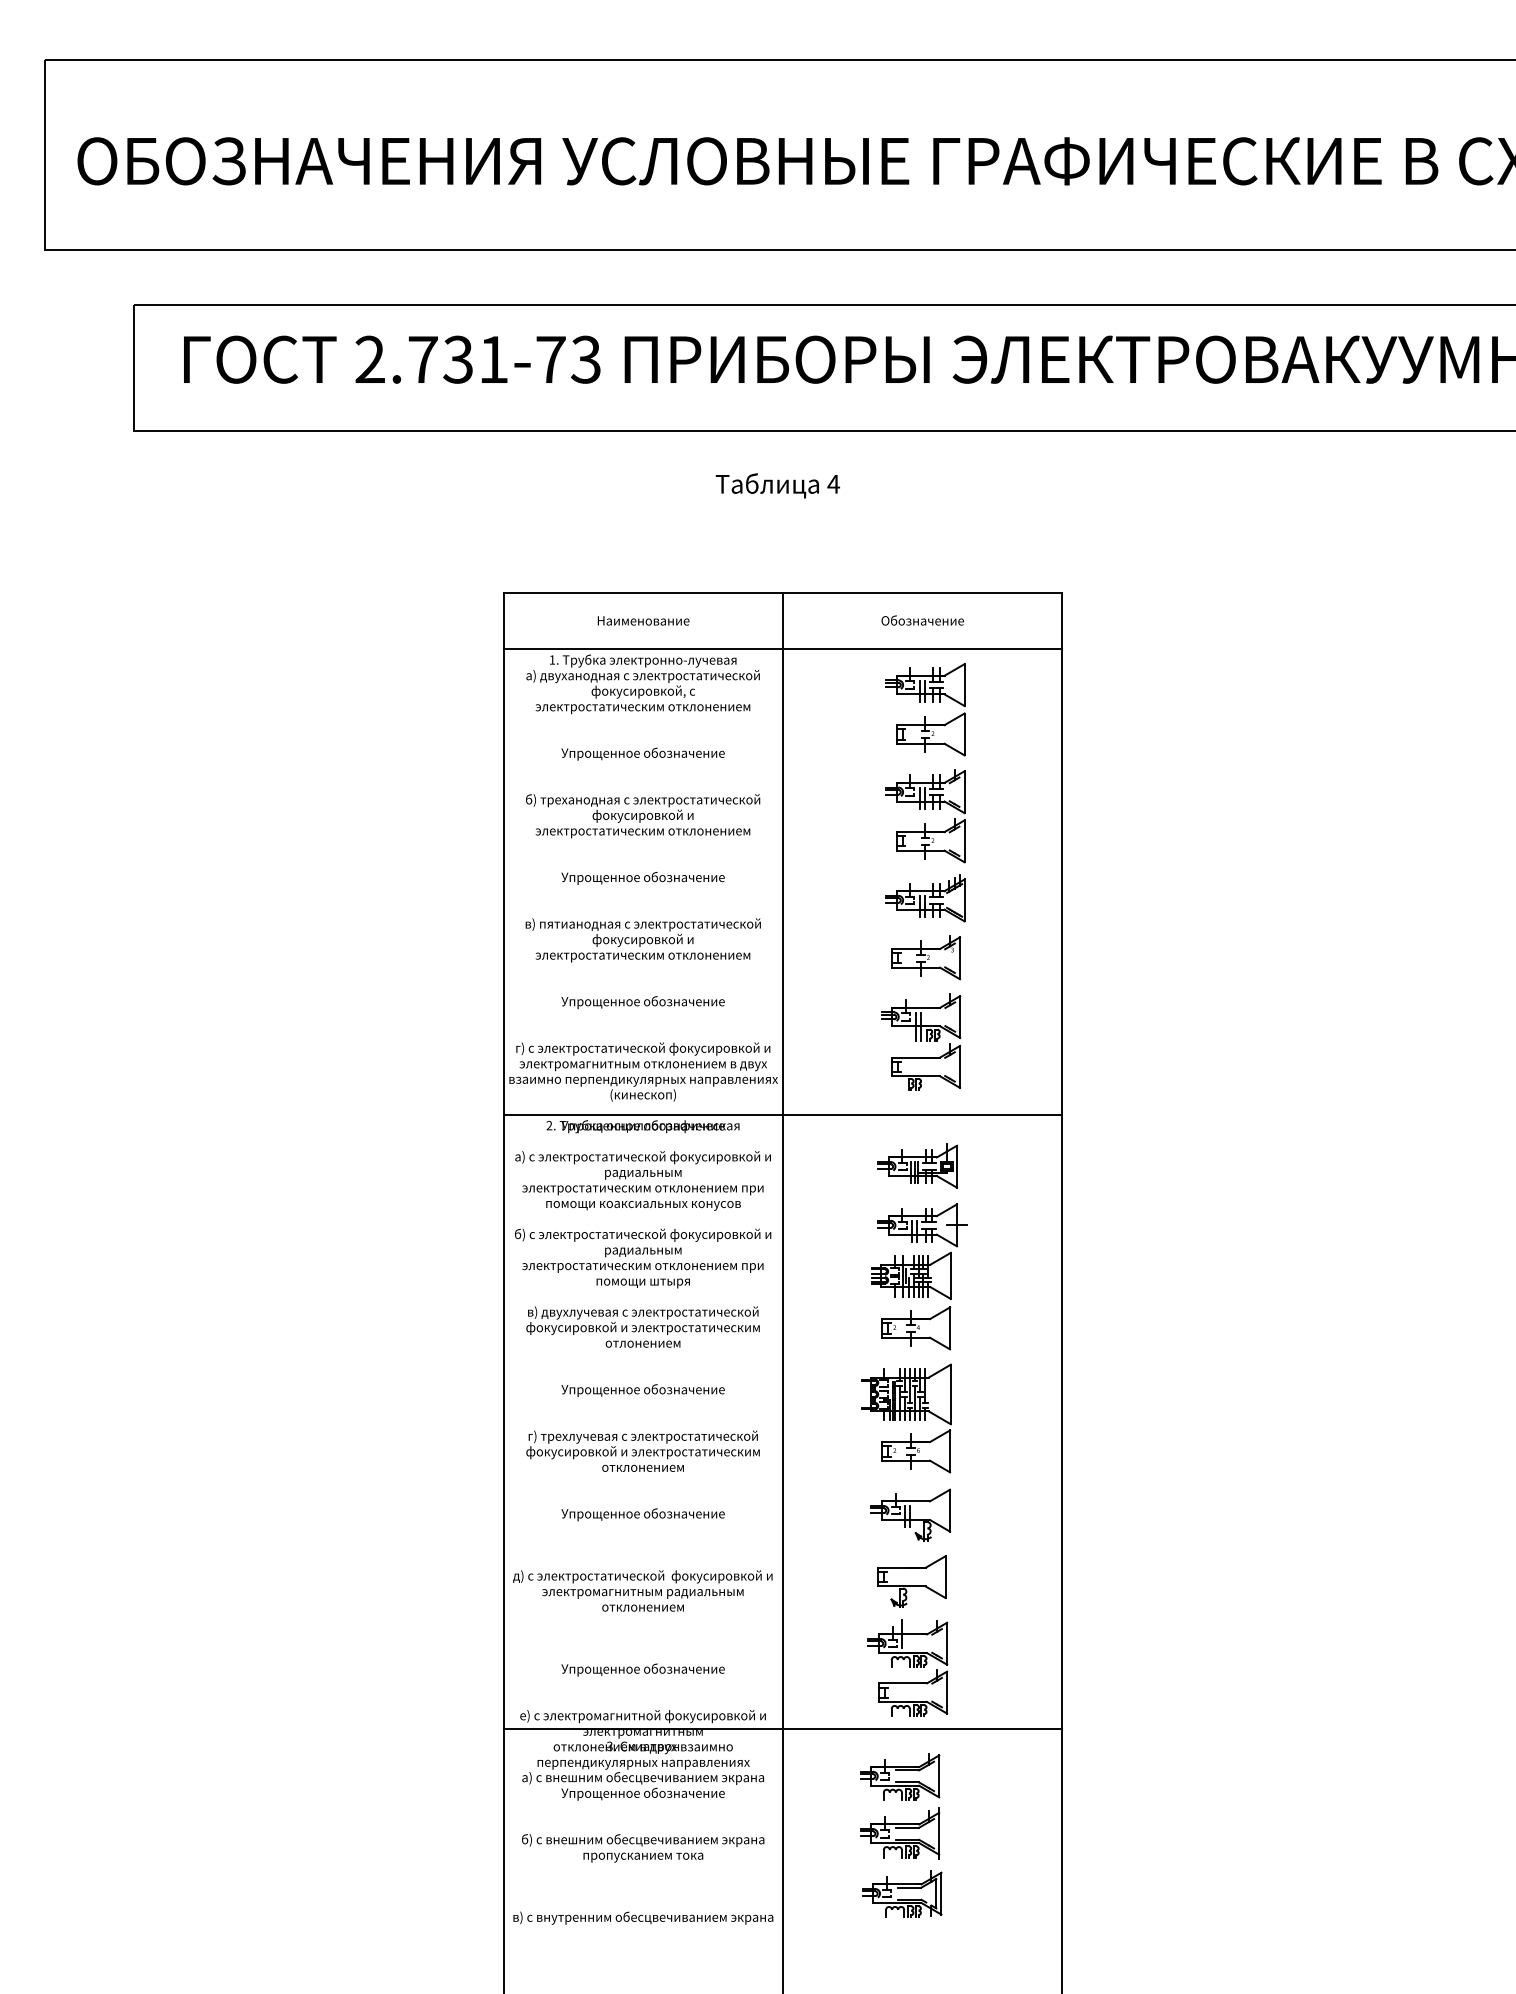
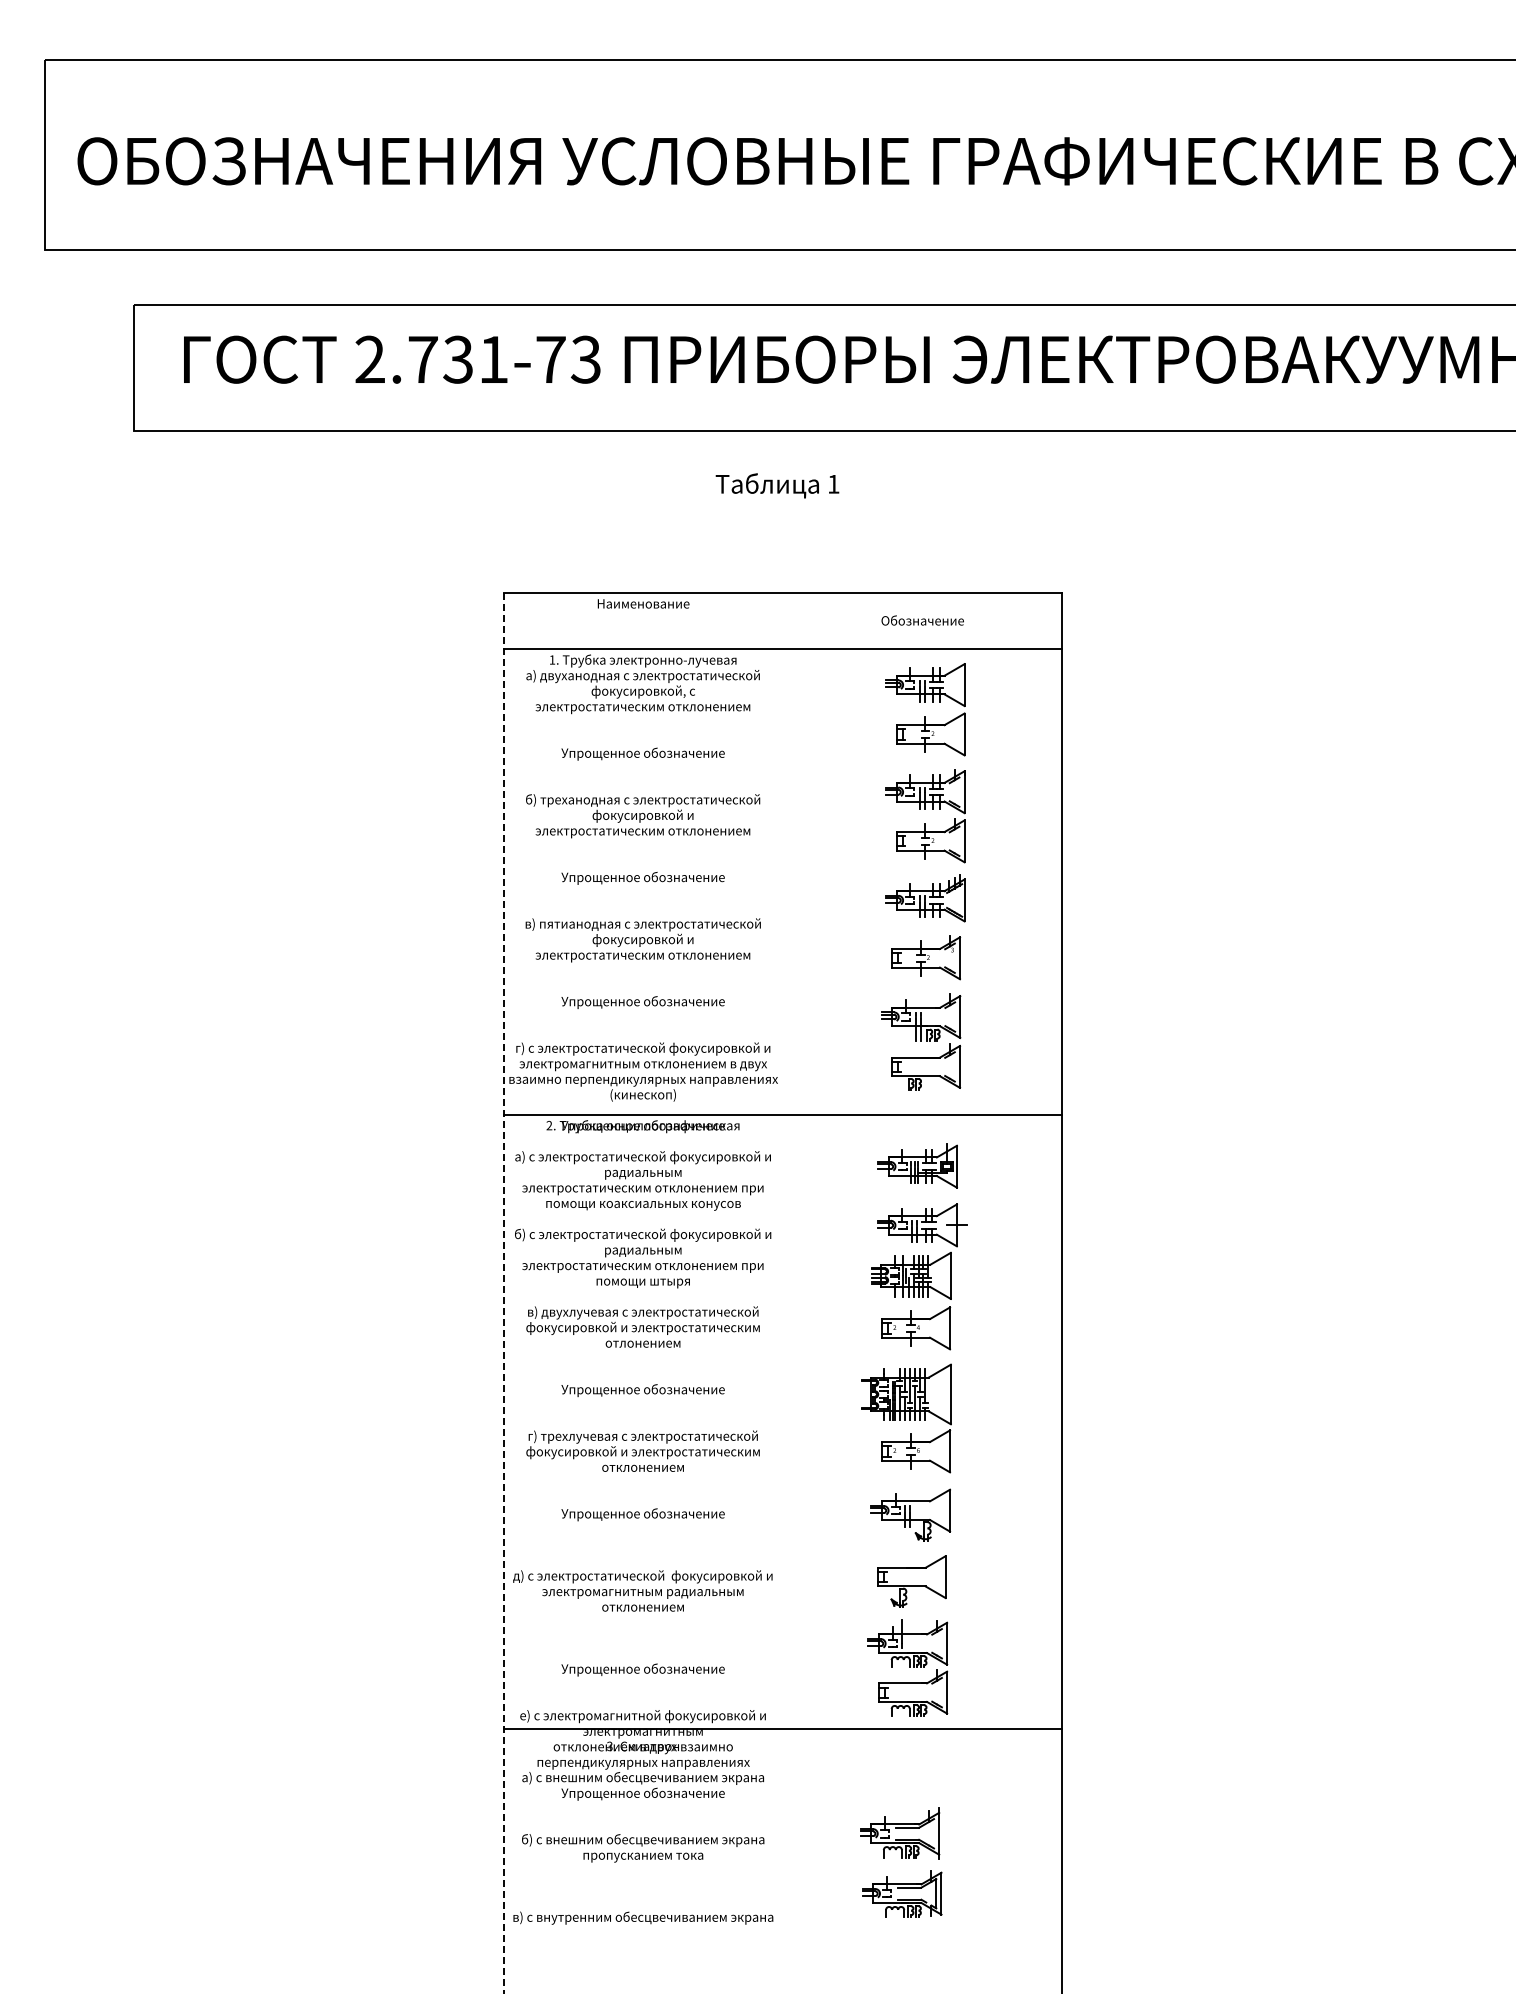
text: 4 -> 1 (833, 484)
text position: (643, 620) -> (643, 603) (643, 603)
line: present -> none (783, 1291)
line: solid -> dashed (503, 1294)
part: present -> none (900, 1776)
